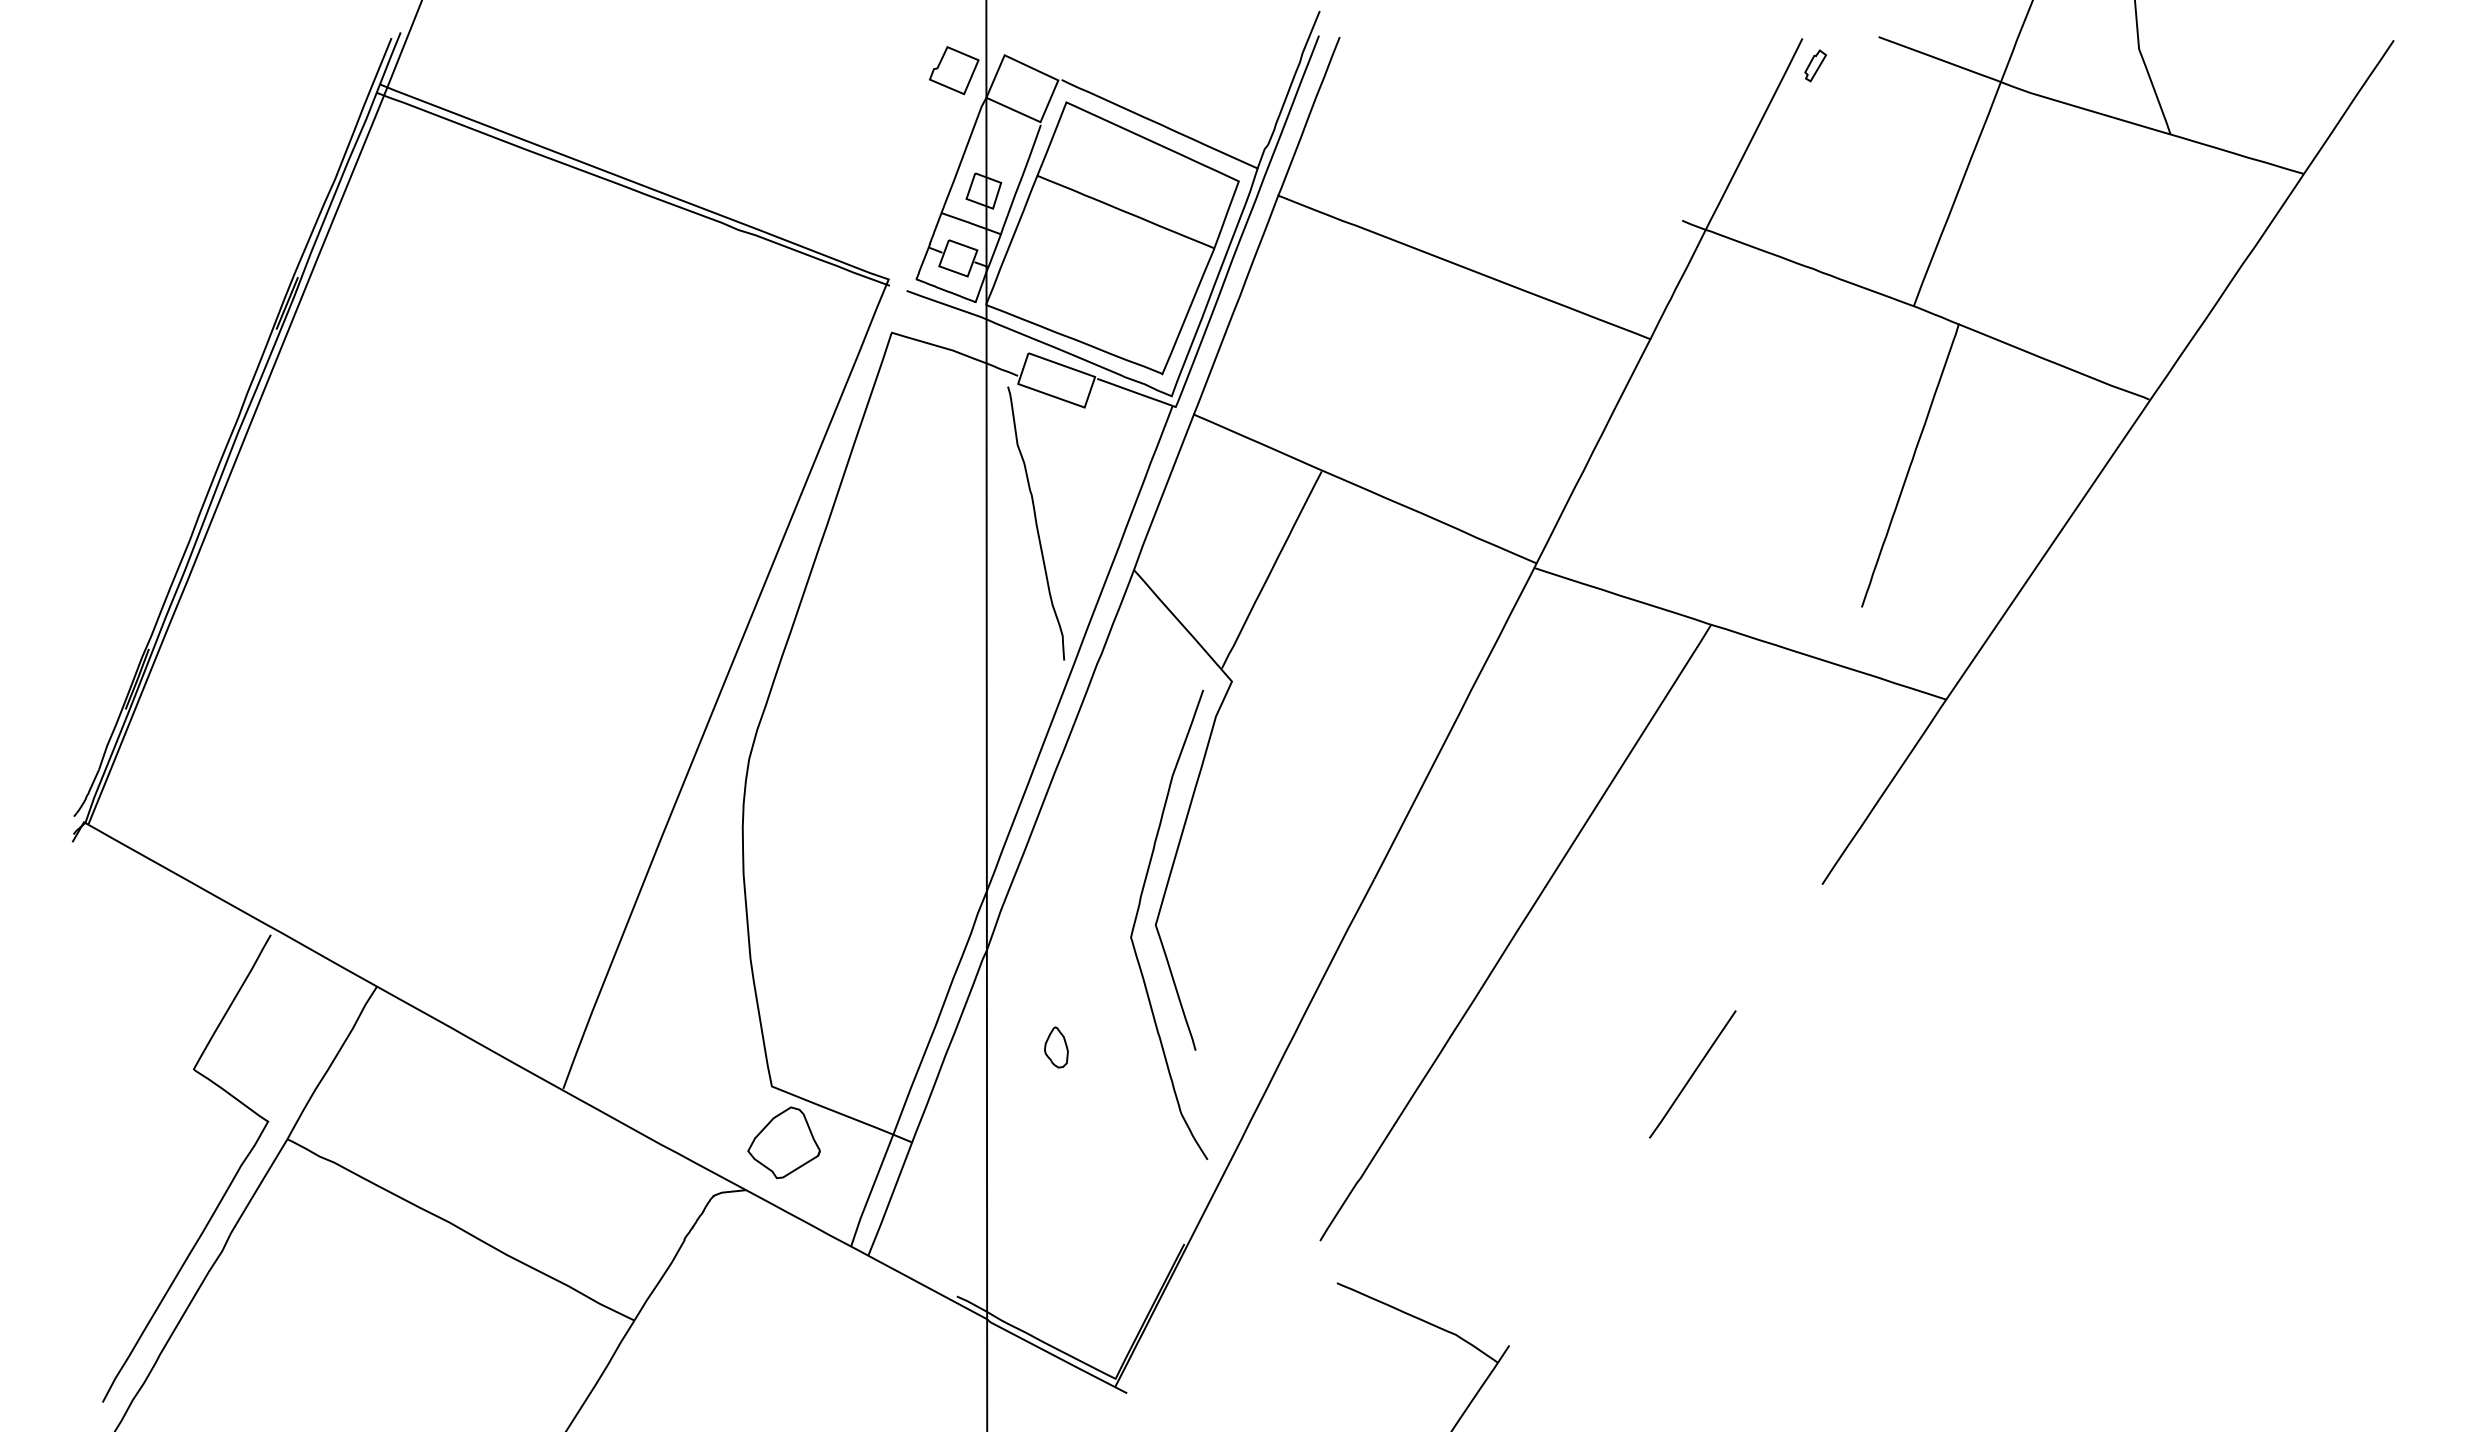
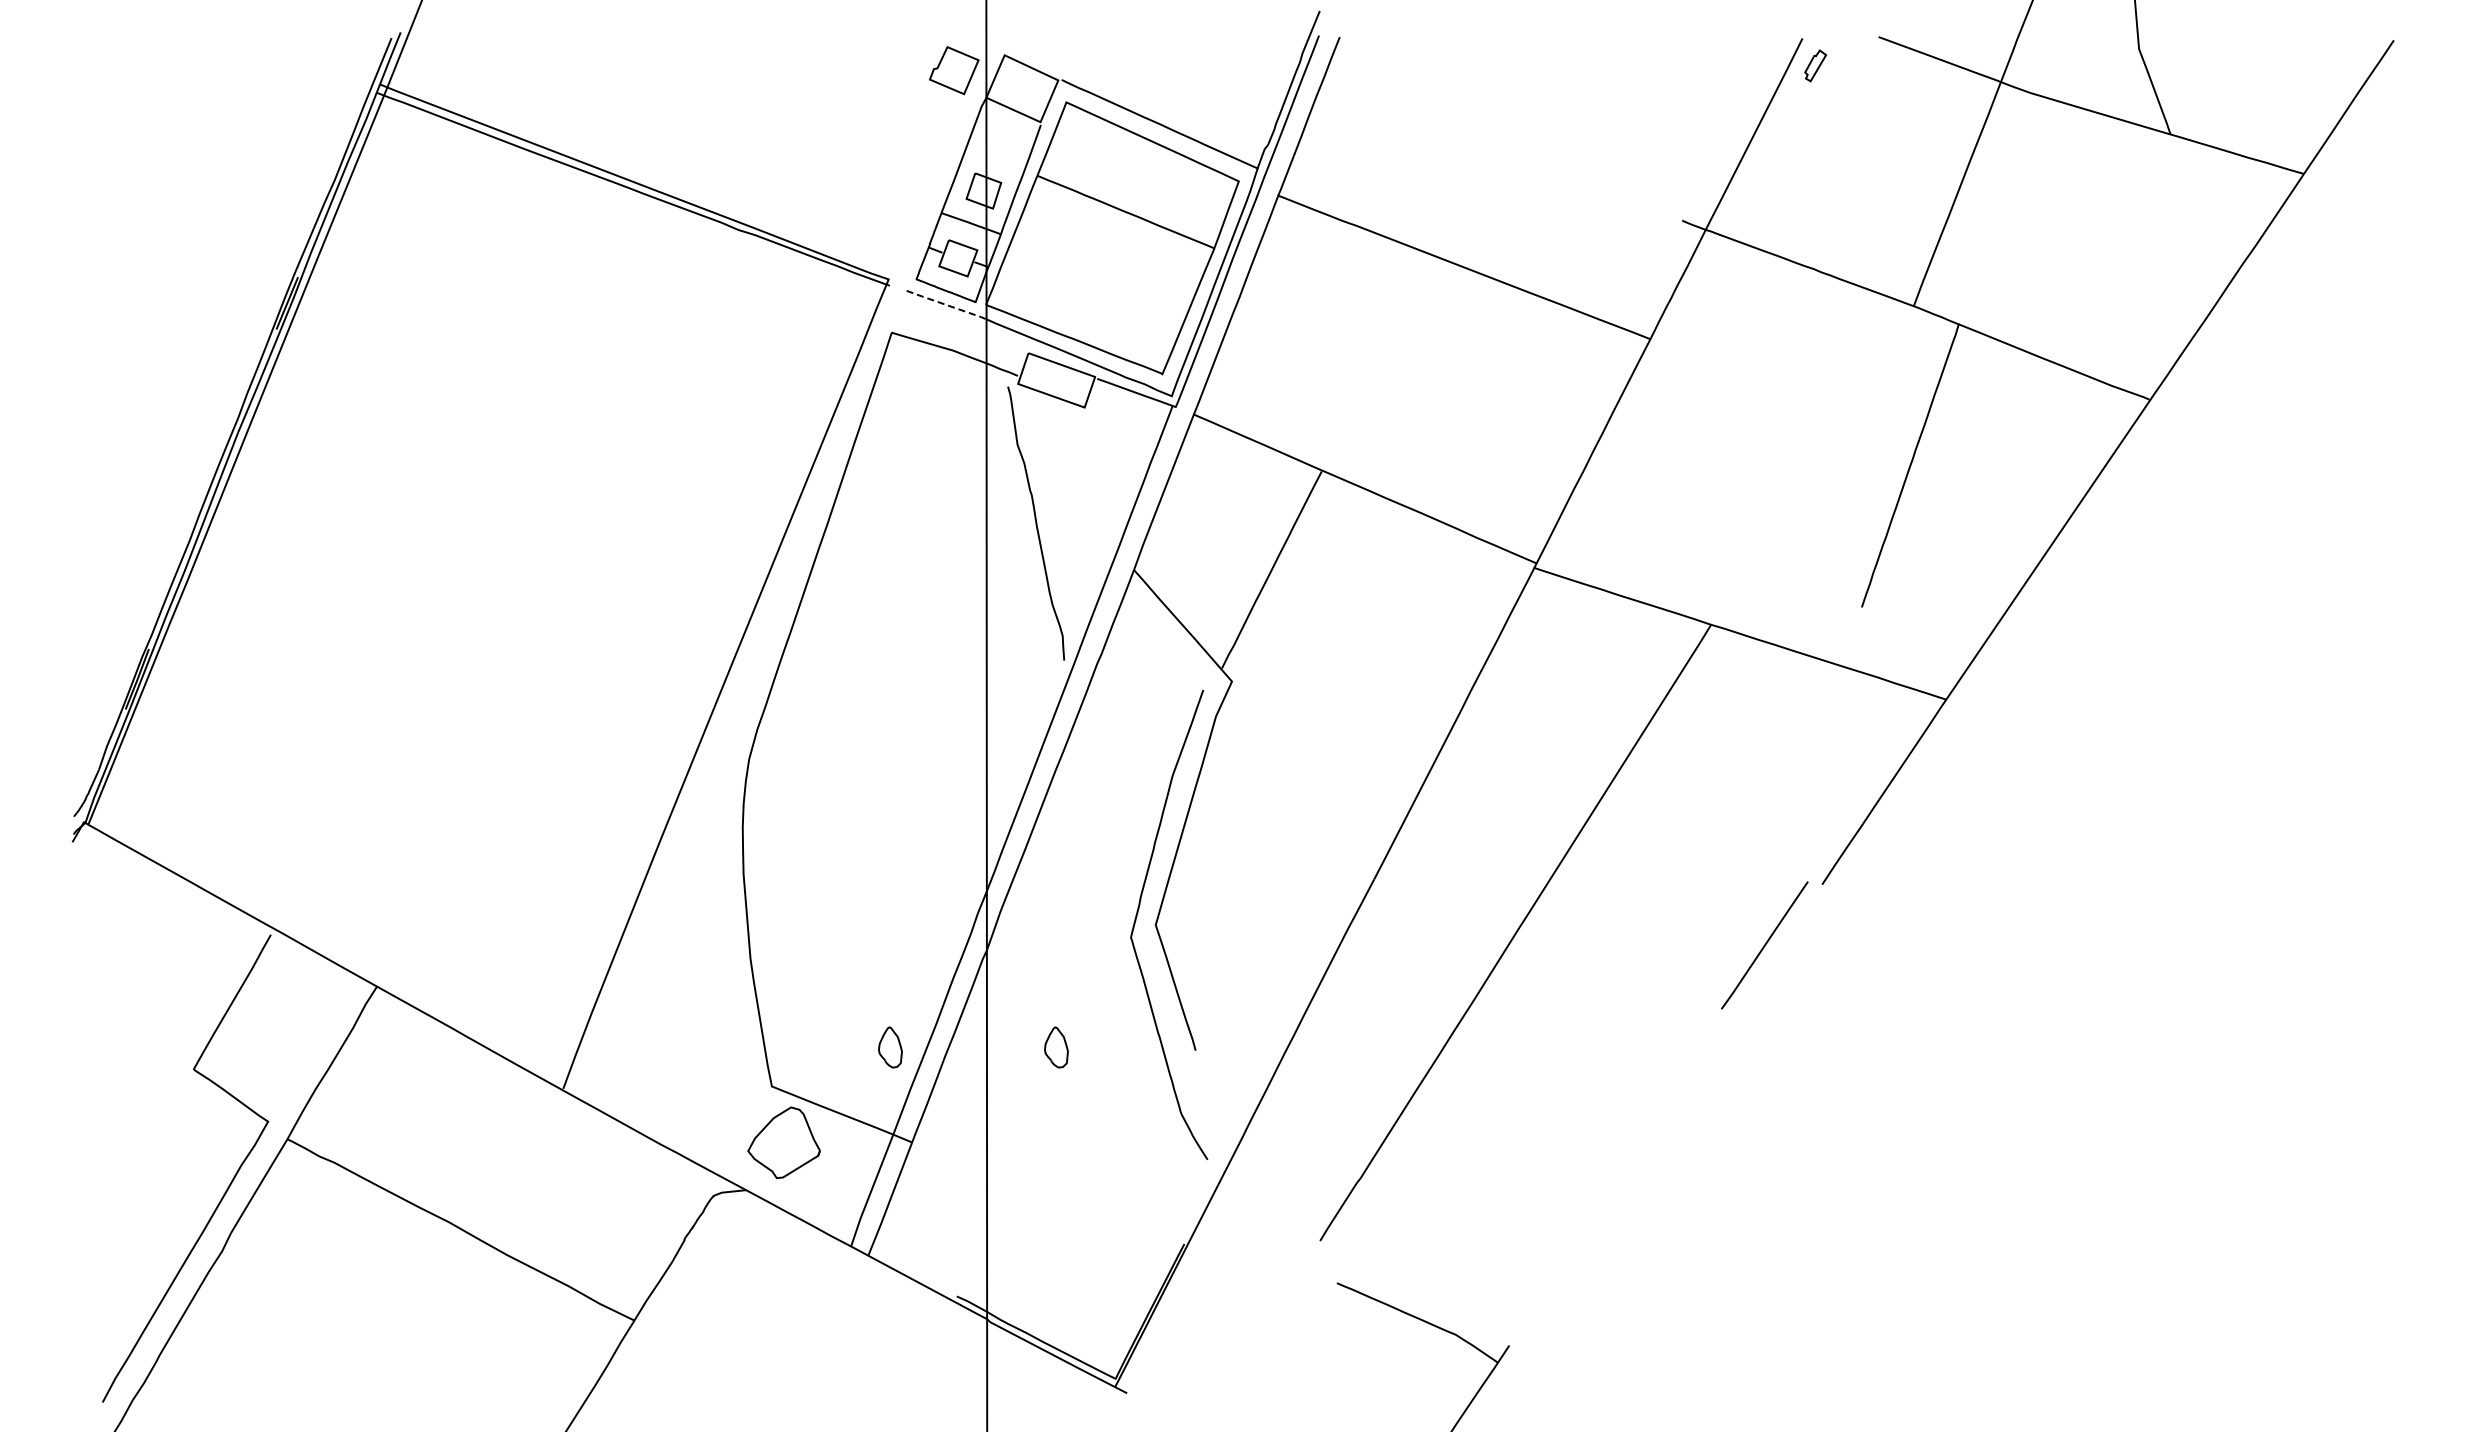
line: solid -> dashed (946, 304)
part: none -> present (890, 1047)
line position: (1692, 1074) -> (1764, 945) (1764, 945)
